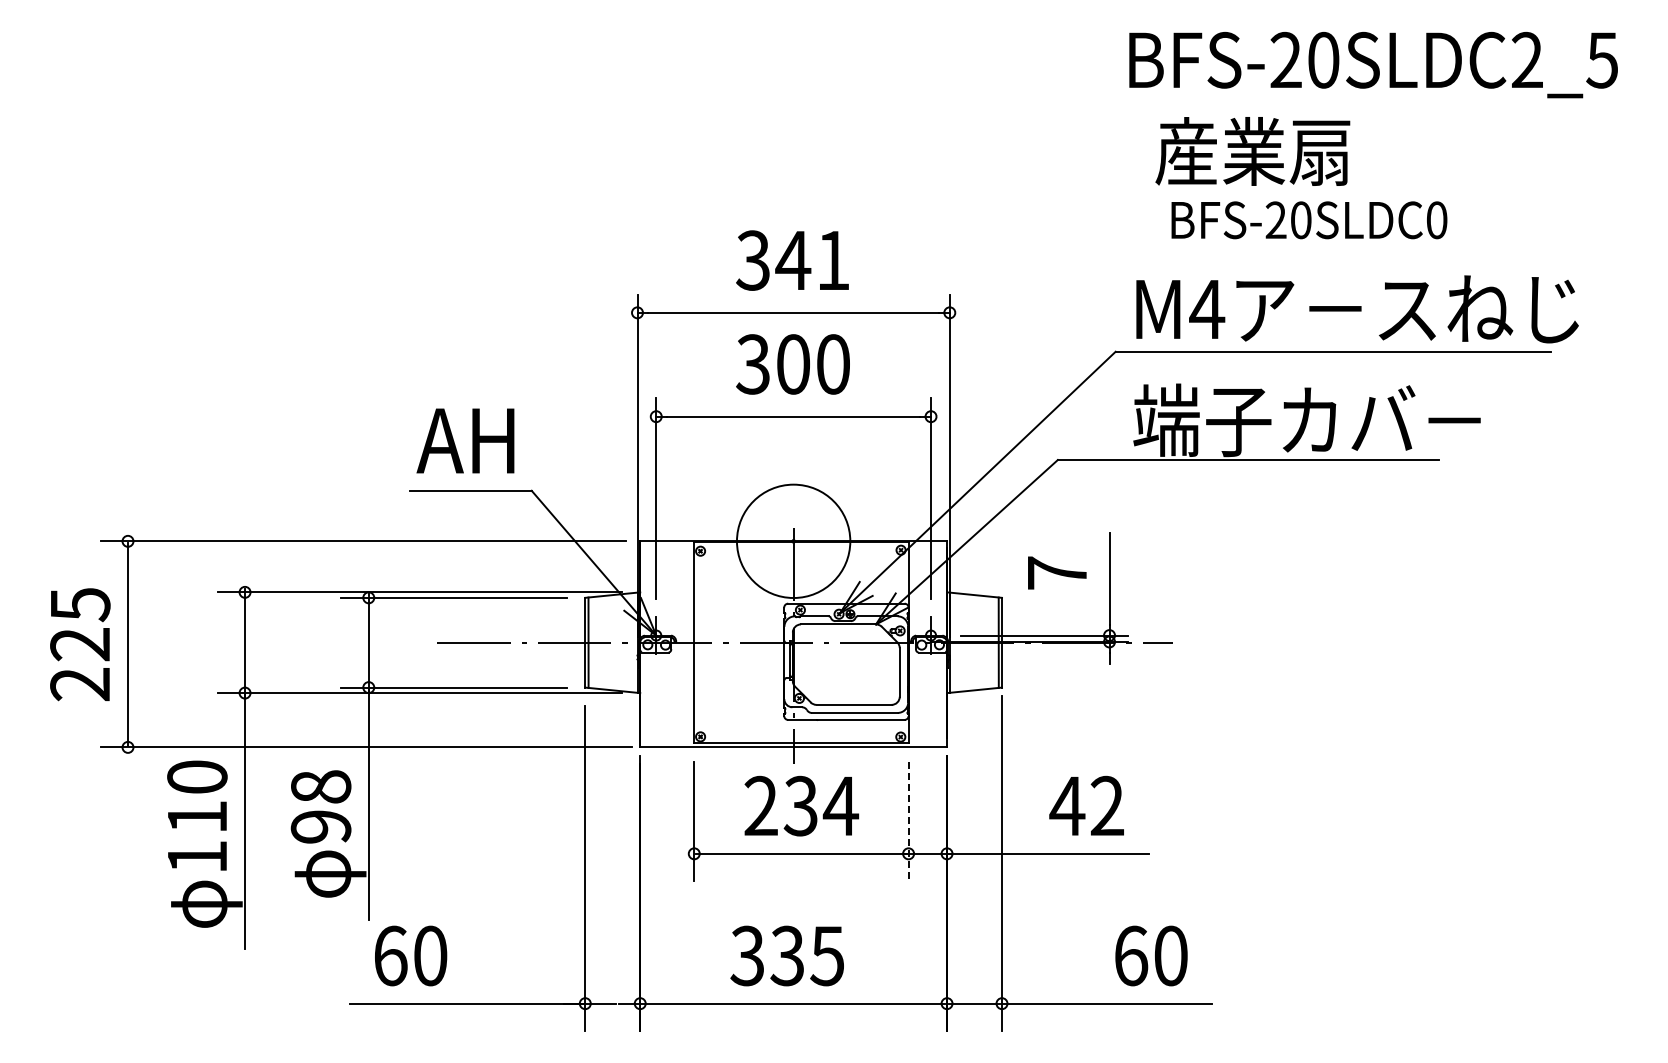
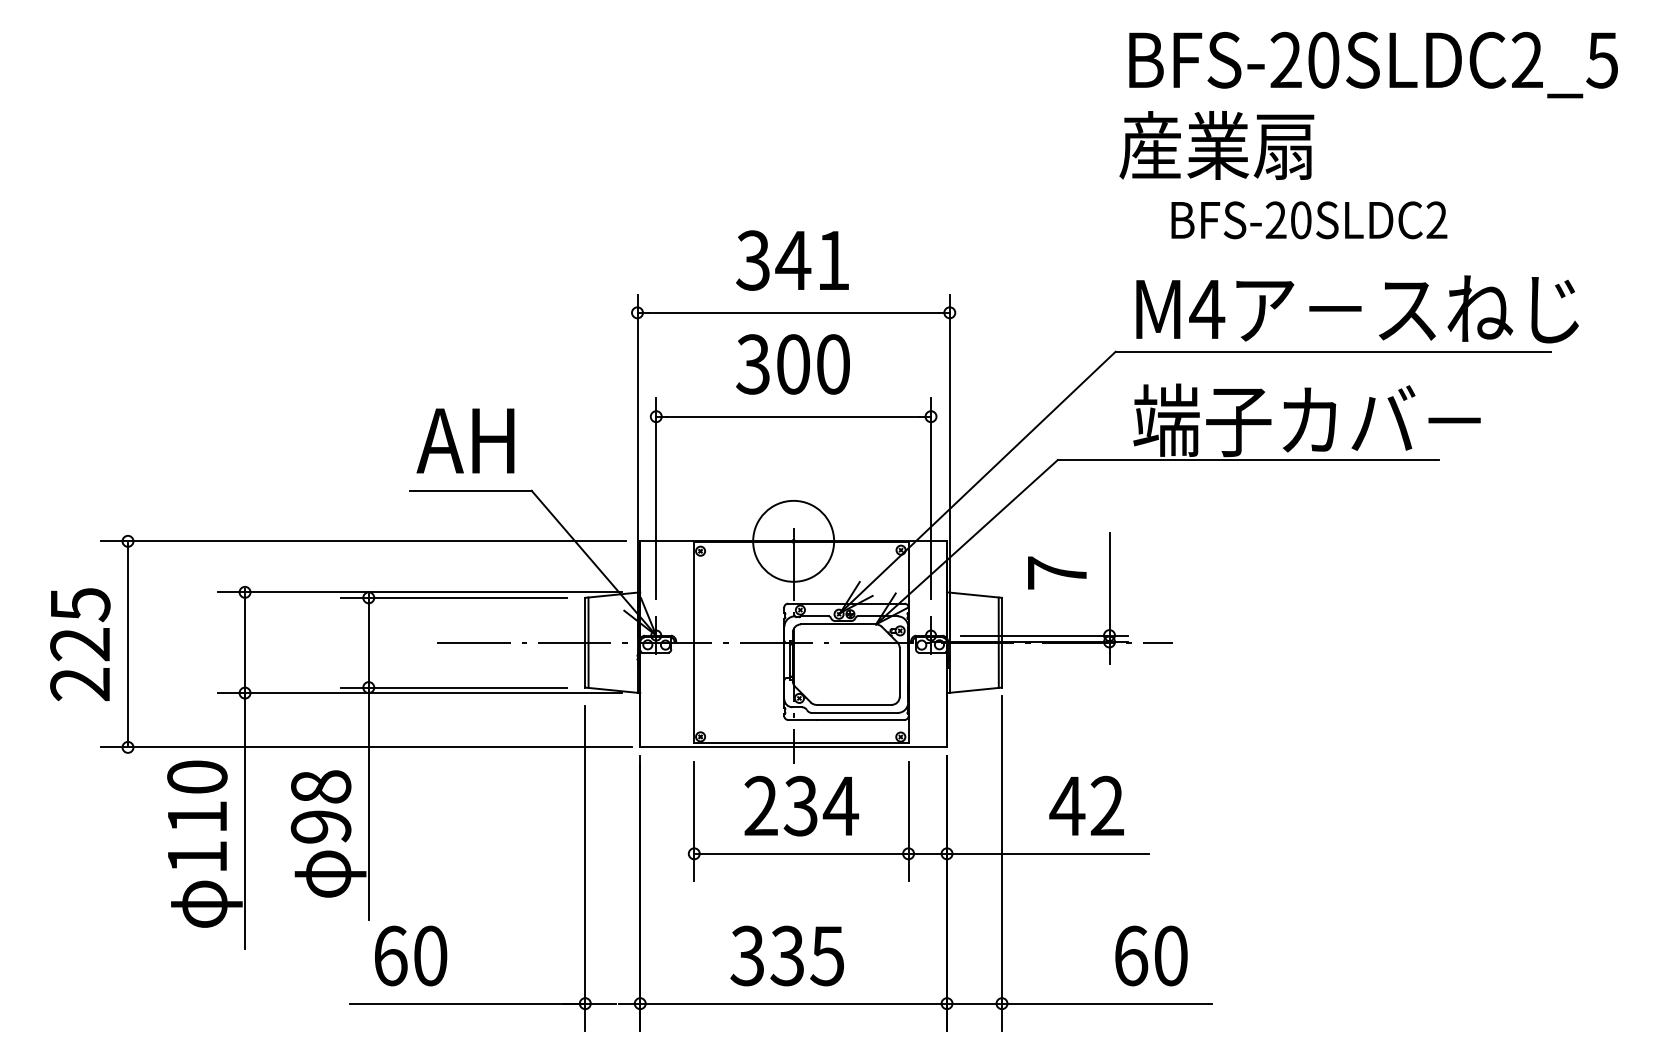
text position: (1252, 151) -> (1216, 145) (1216, 145)
text: BFS-20SLDC0 -> BFS-20SLDC2 (1436, 220)
circle diameter: 113 px -> 81 px (793, 540)
line: dashed -> solid (908, 821)
